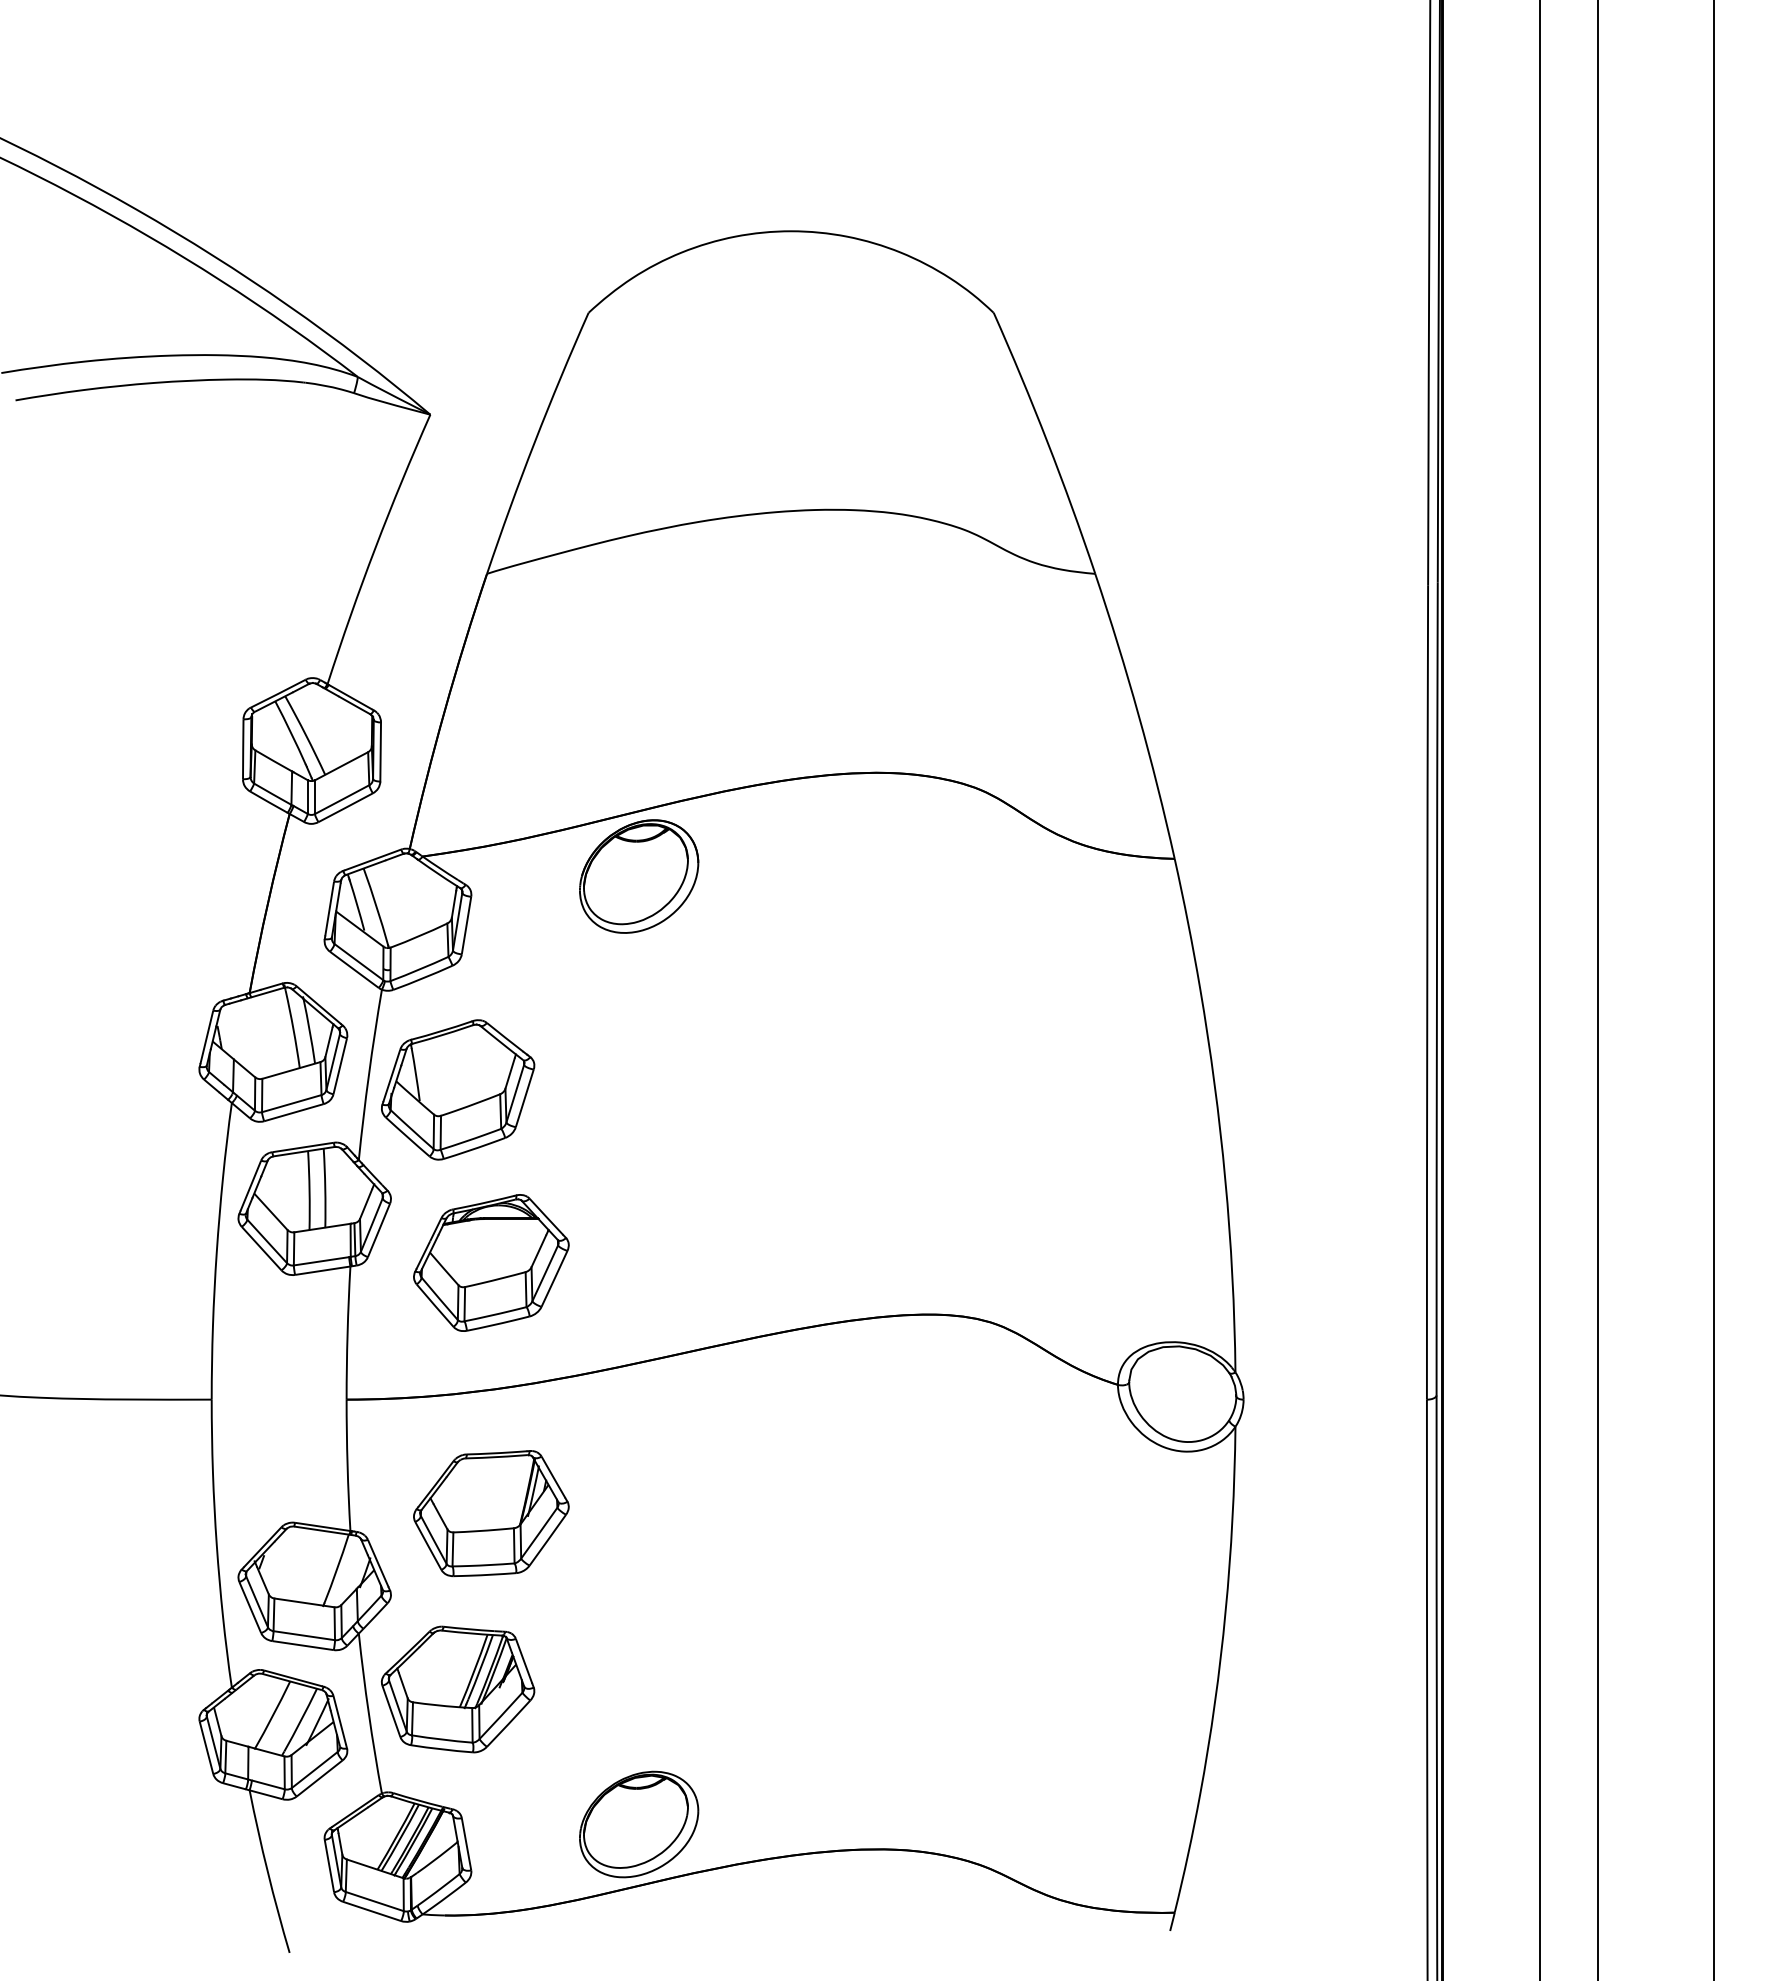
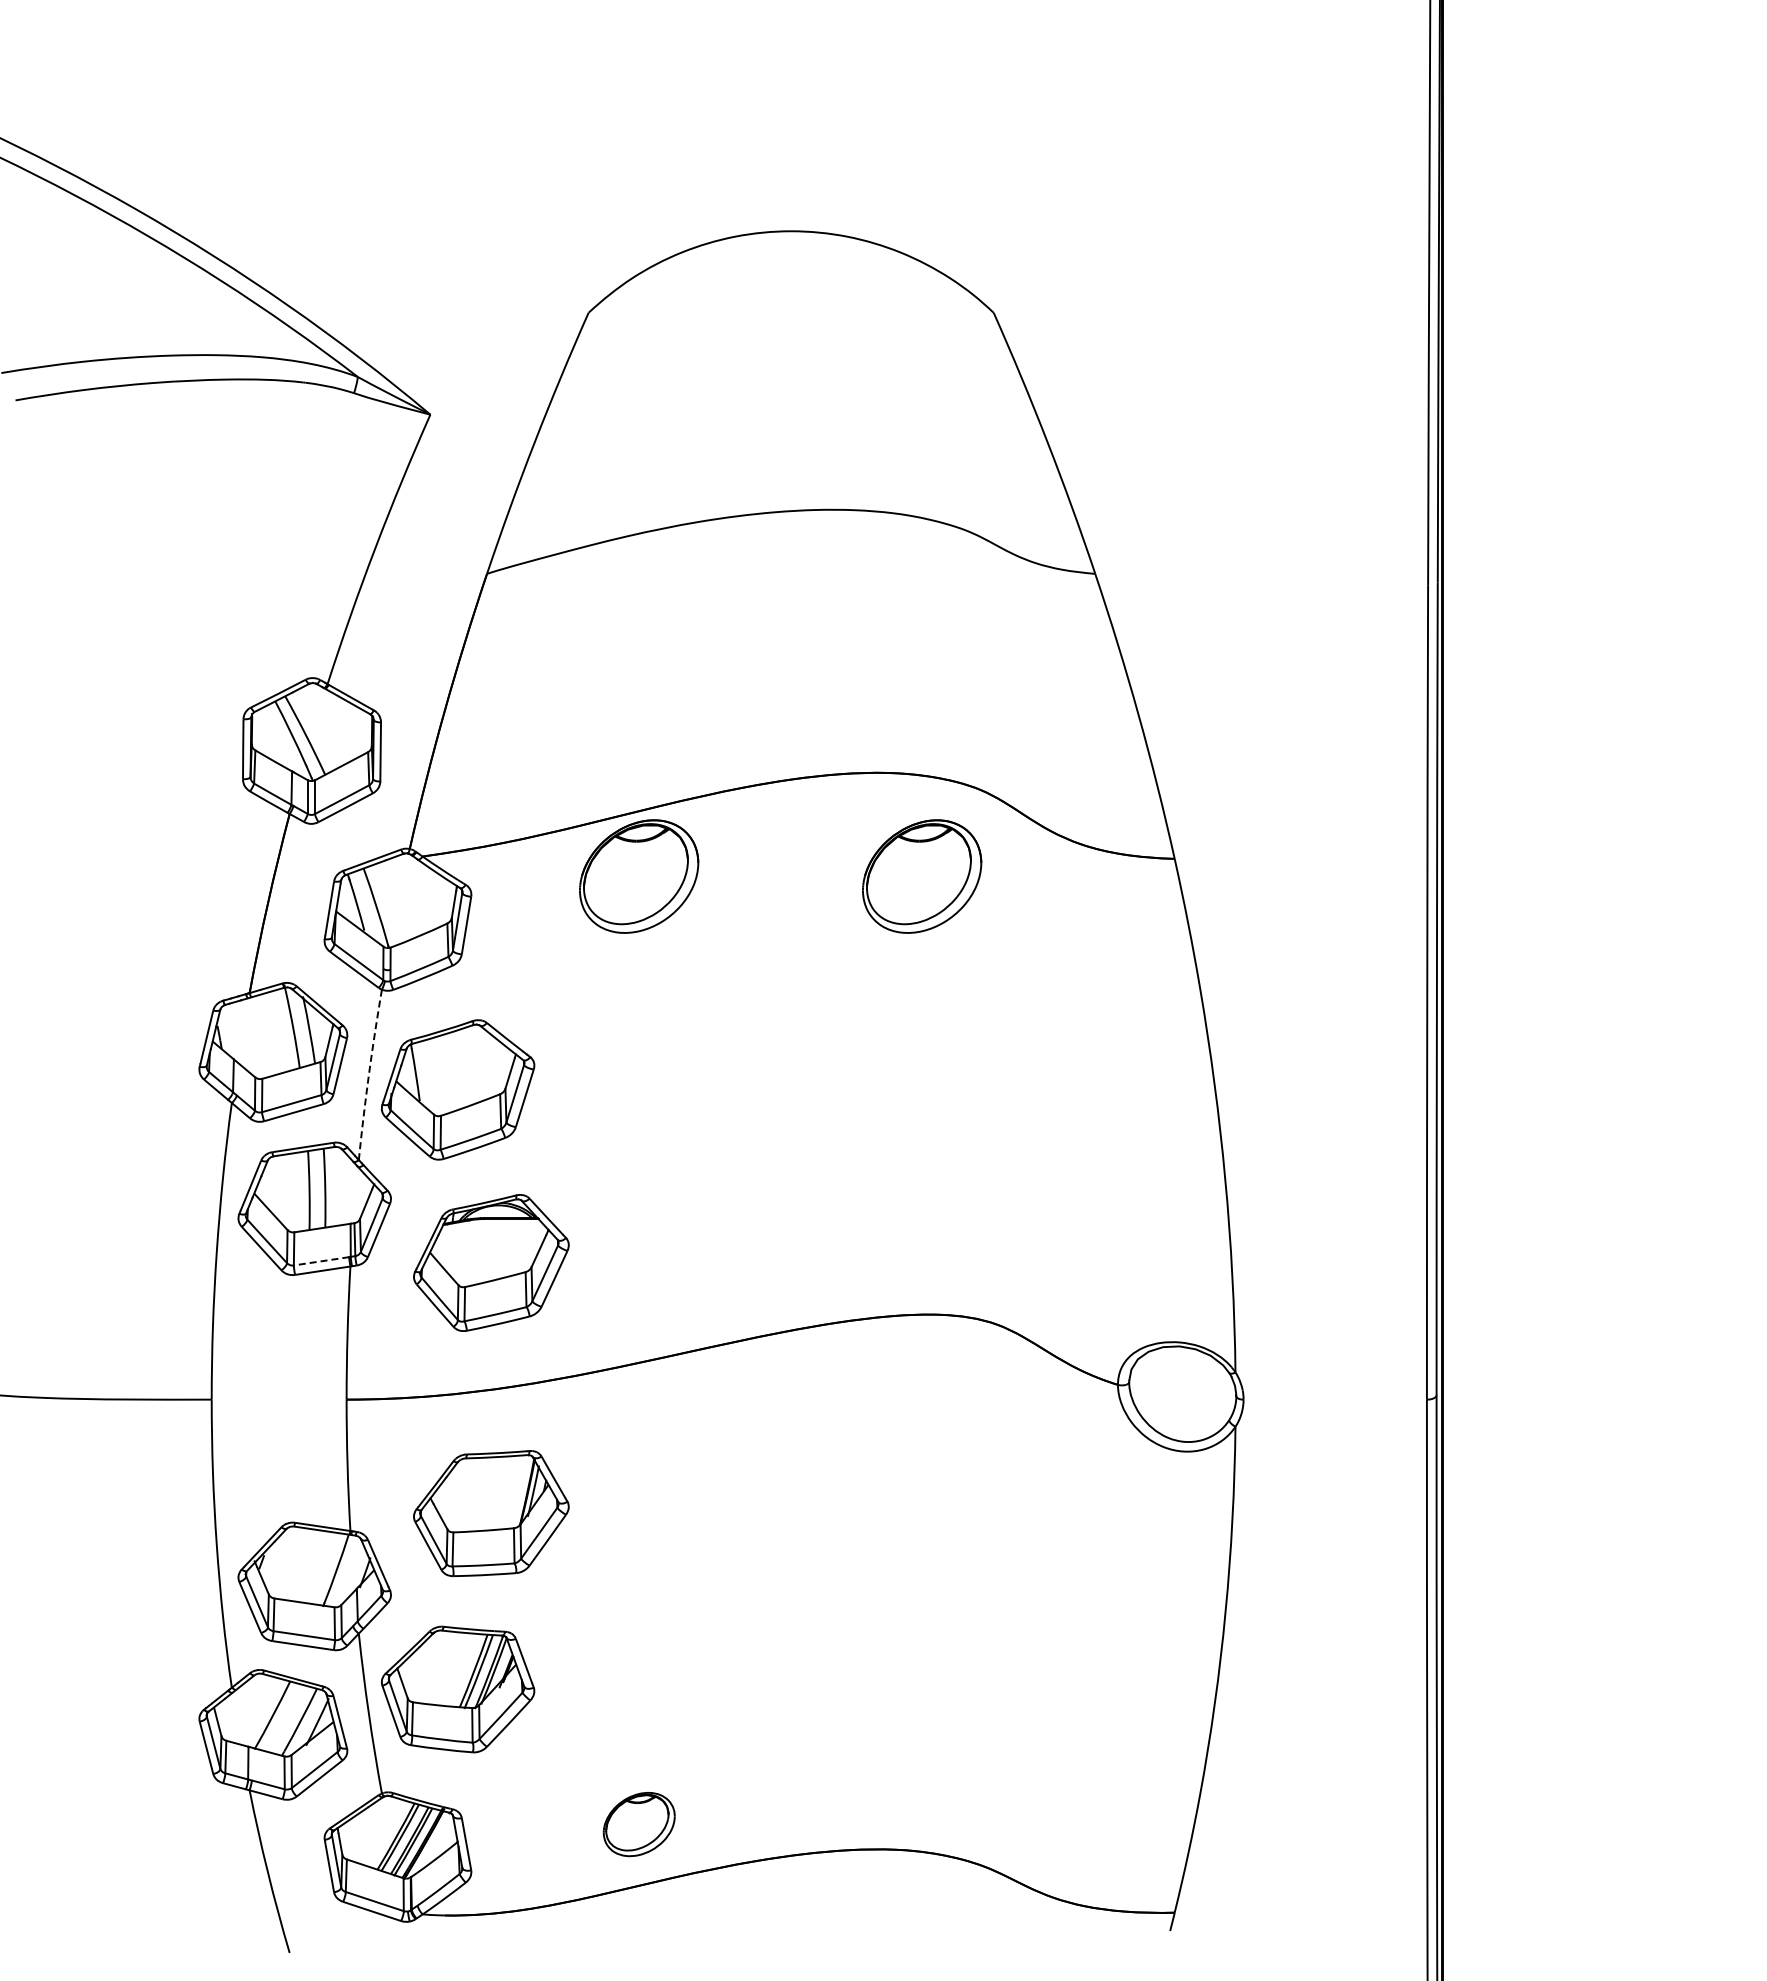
part: none -> present (922, 876)
line: present -> none (1540, 989)
line: present -> none (1598, 989)
line: present -> none (1714, 989)
arc: solid -> dashed (368, 1074)
line: solid -> dashed (321, 1261)
part size: 121x109 px -> 74x66 px (638, 1824)
